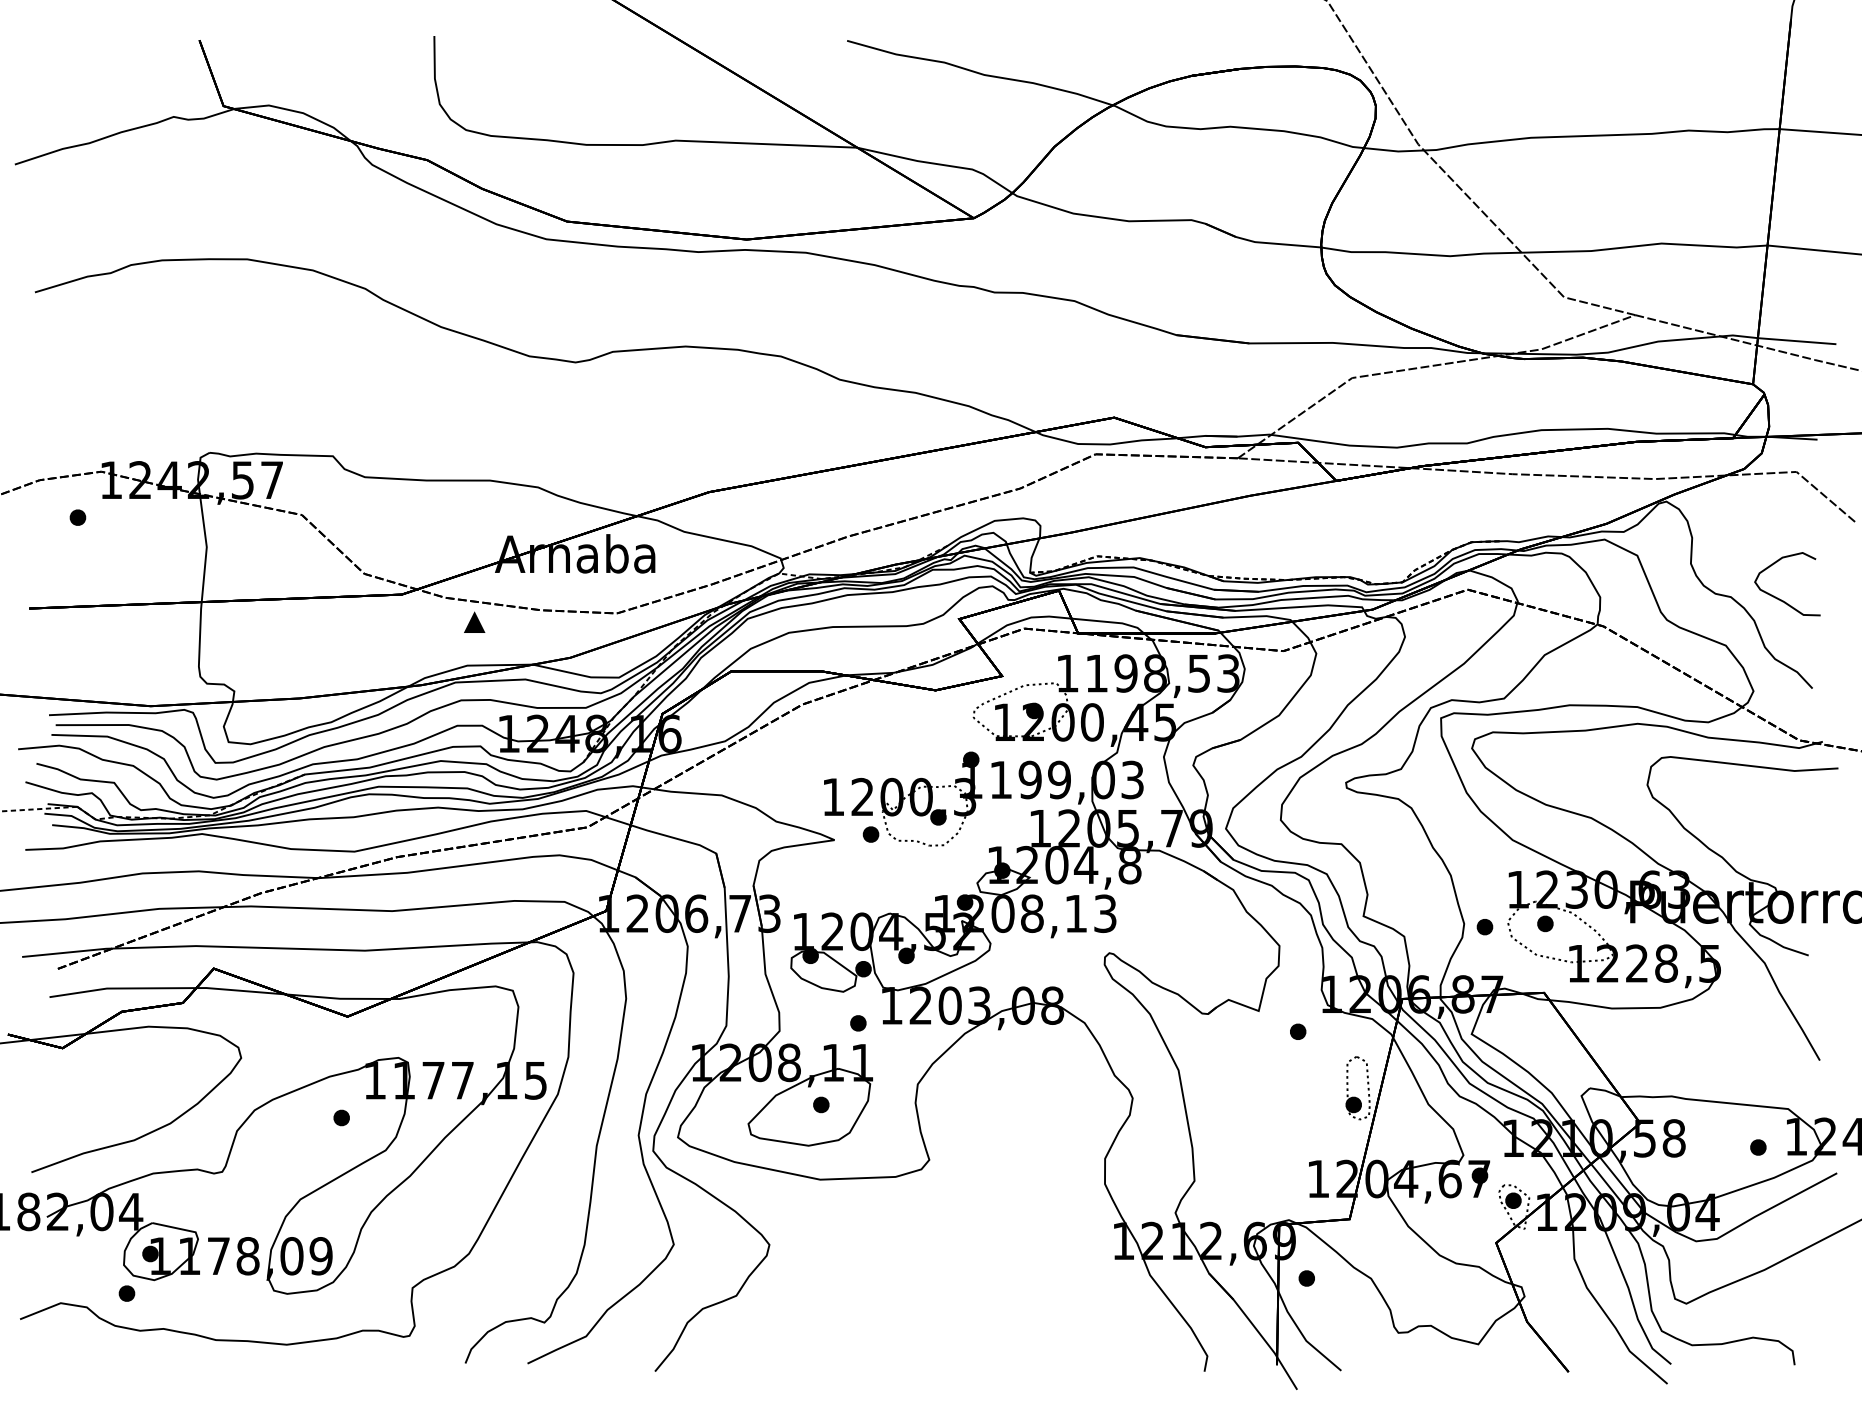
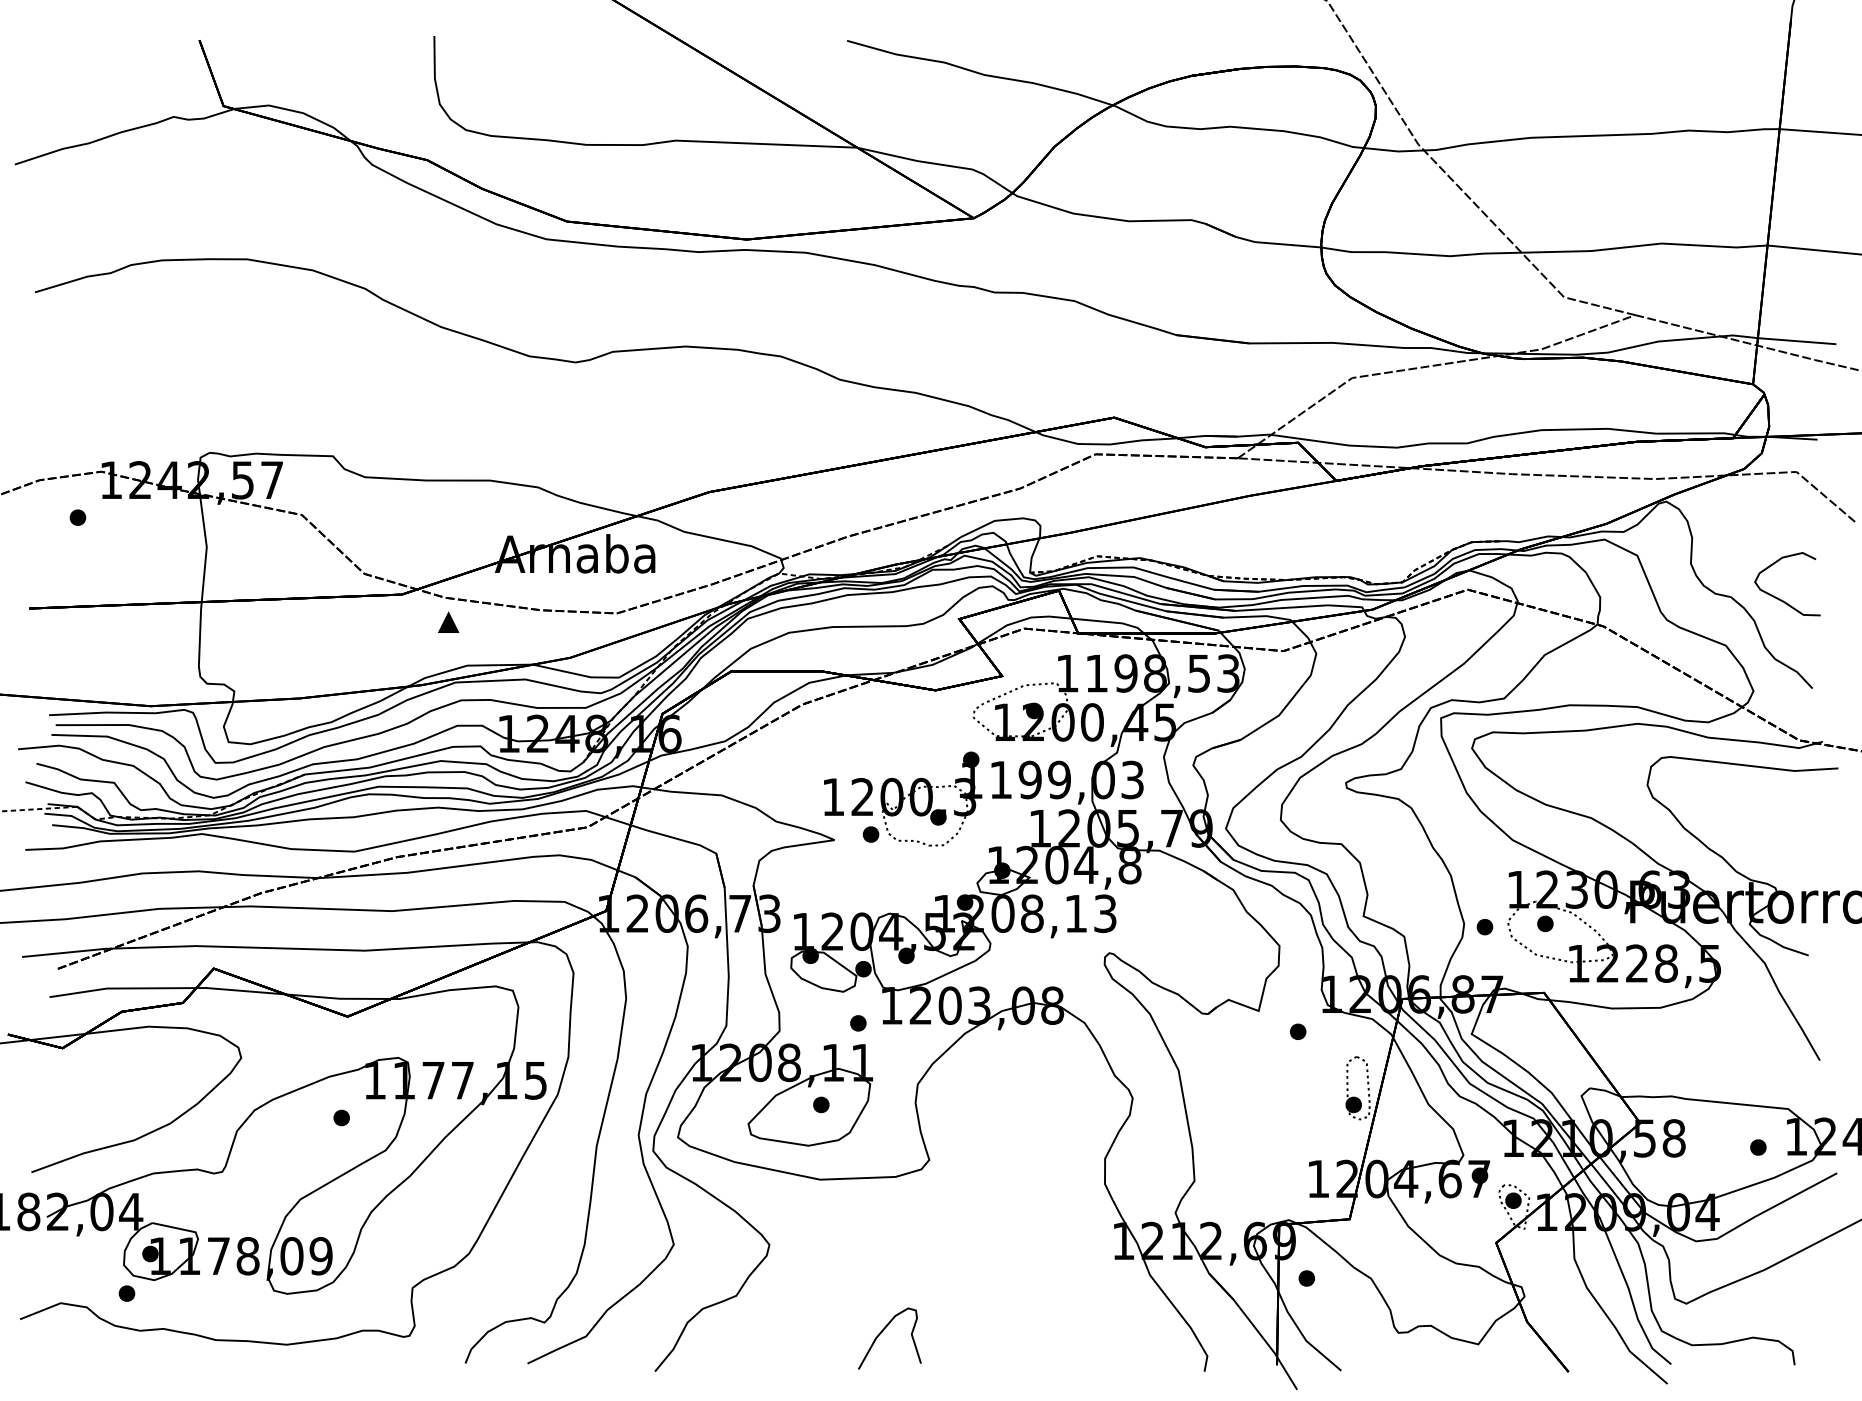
part position: (474, 621) -> (448, 621) (448, 621)
curve: none -> present (883, 1331)
